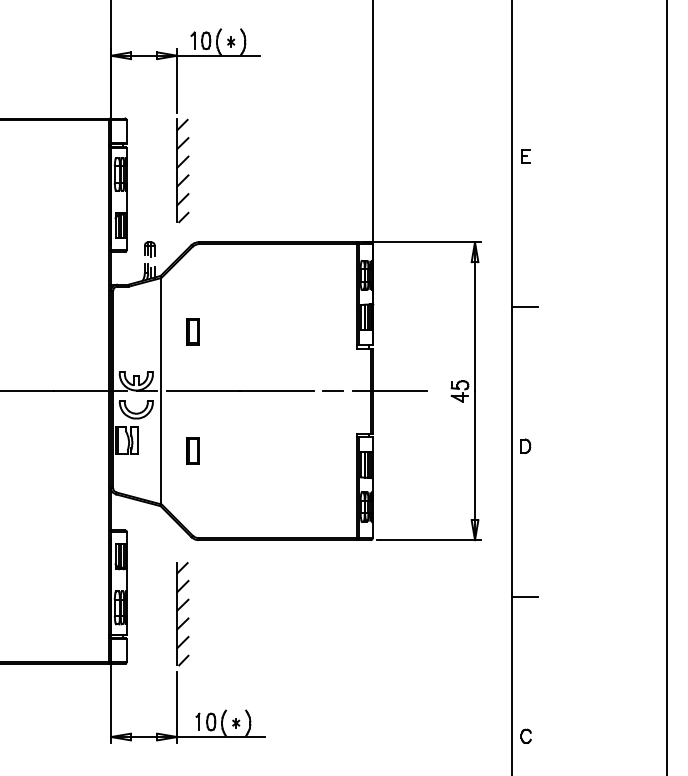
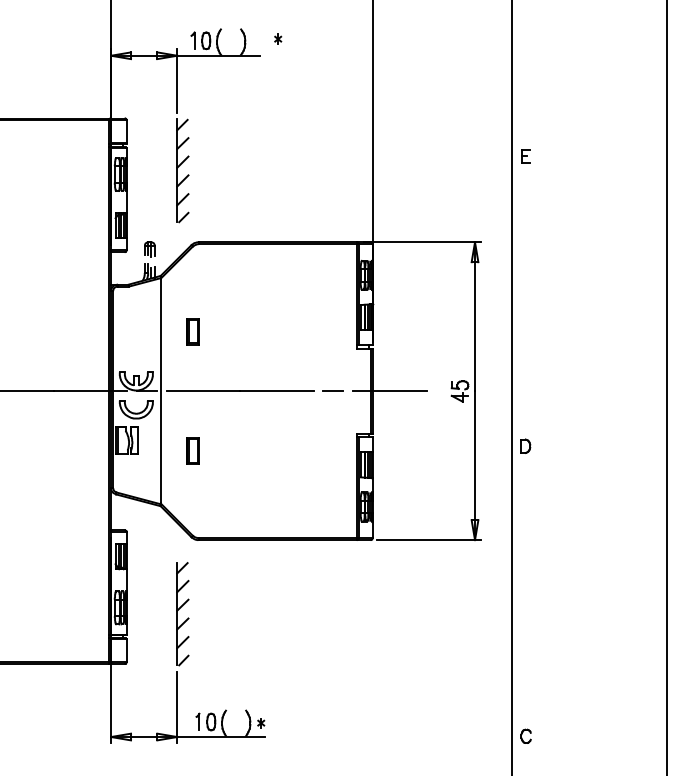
part position: (231, 41) -> (278, 38) (278, 38)
line: present -> none (524, 307)
line: present -> none (524, 597)
part position: (236, 723) -> (261, 723) (261, 723)
